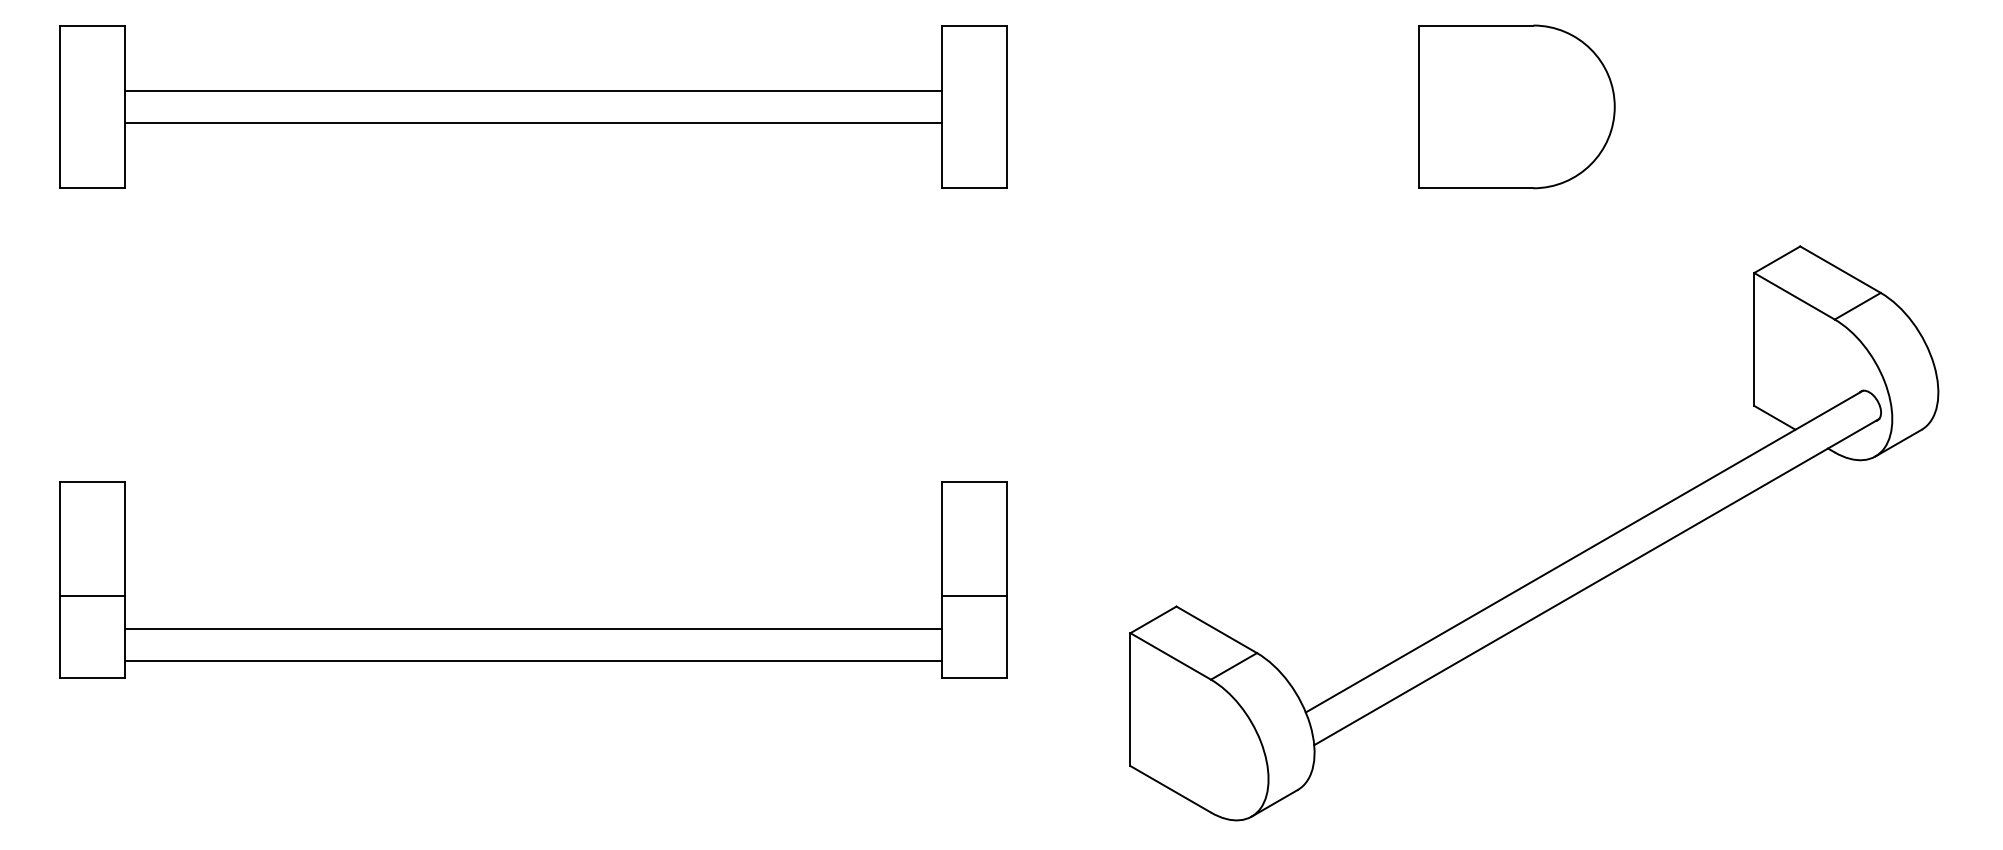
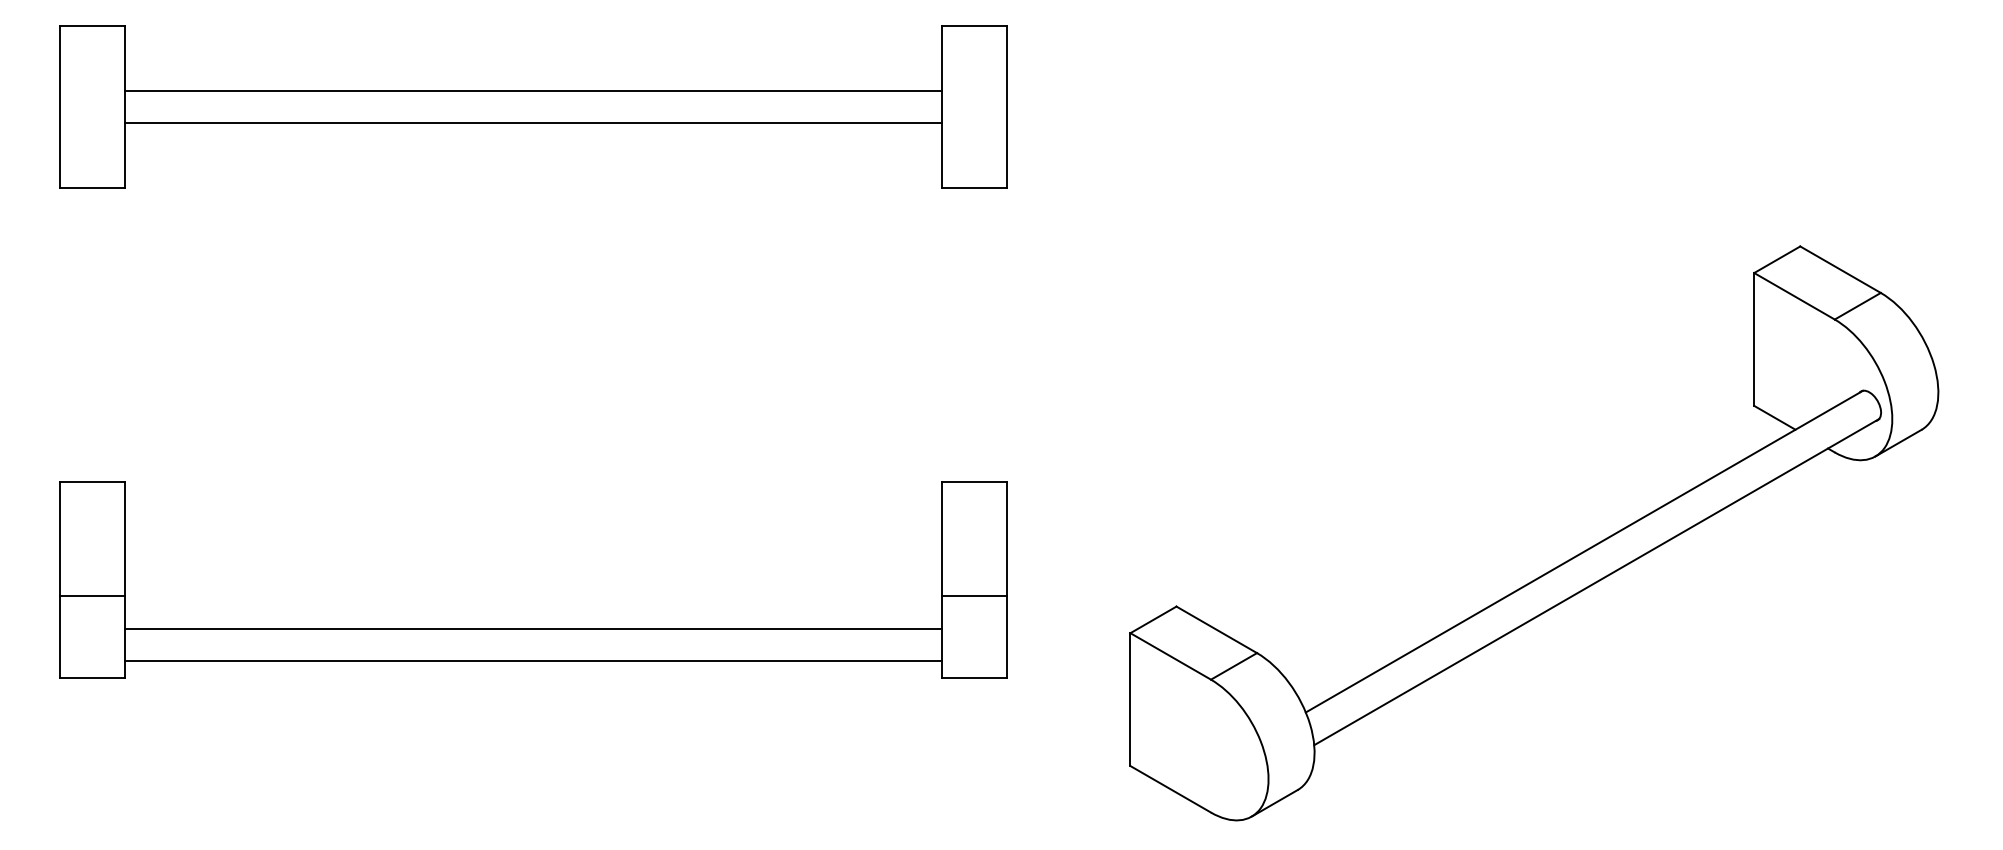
part: present -> none (1516, 106)
